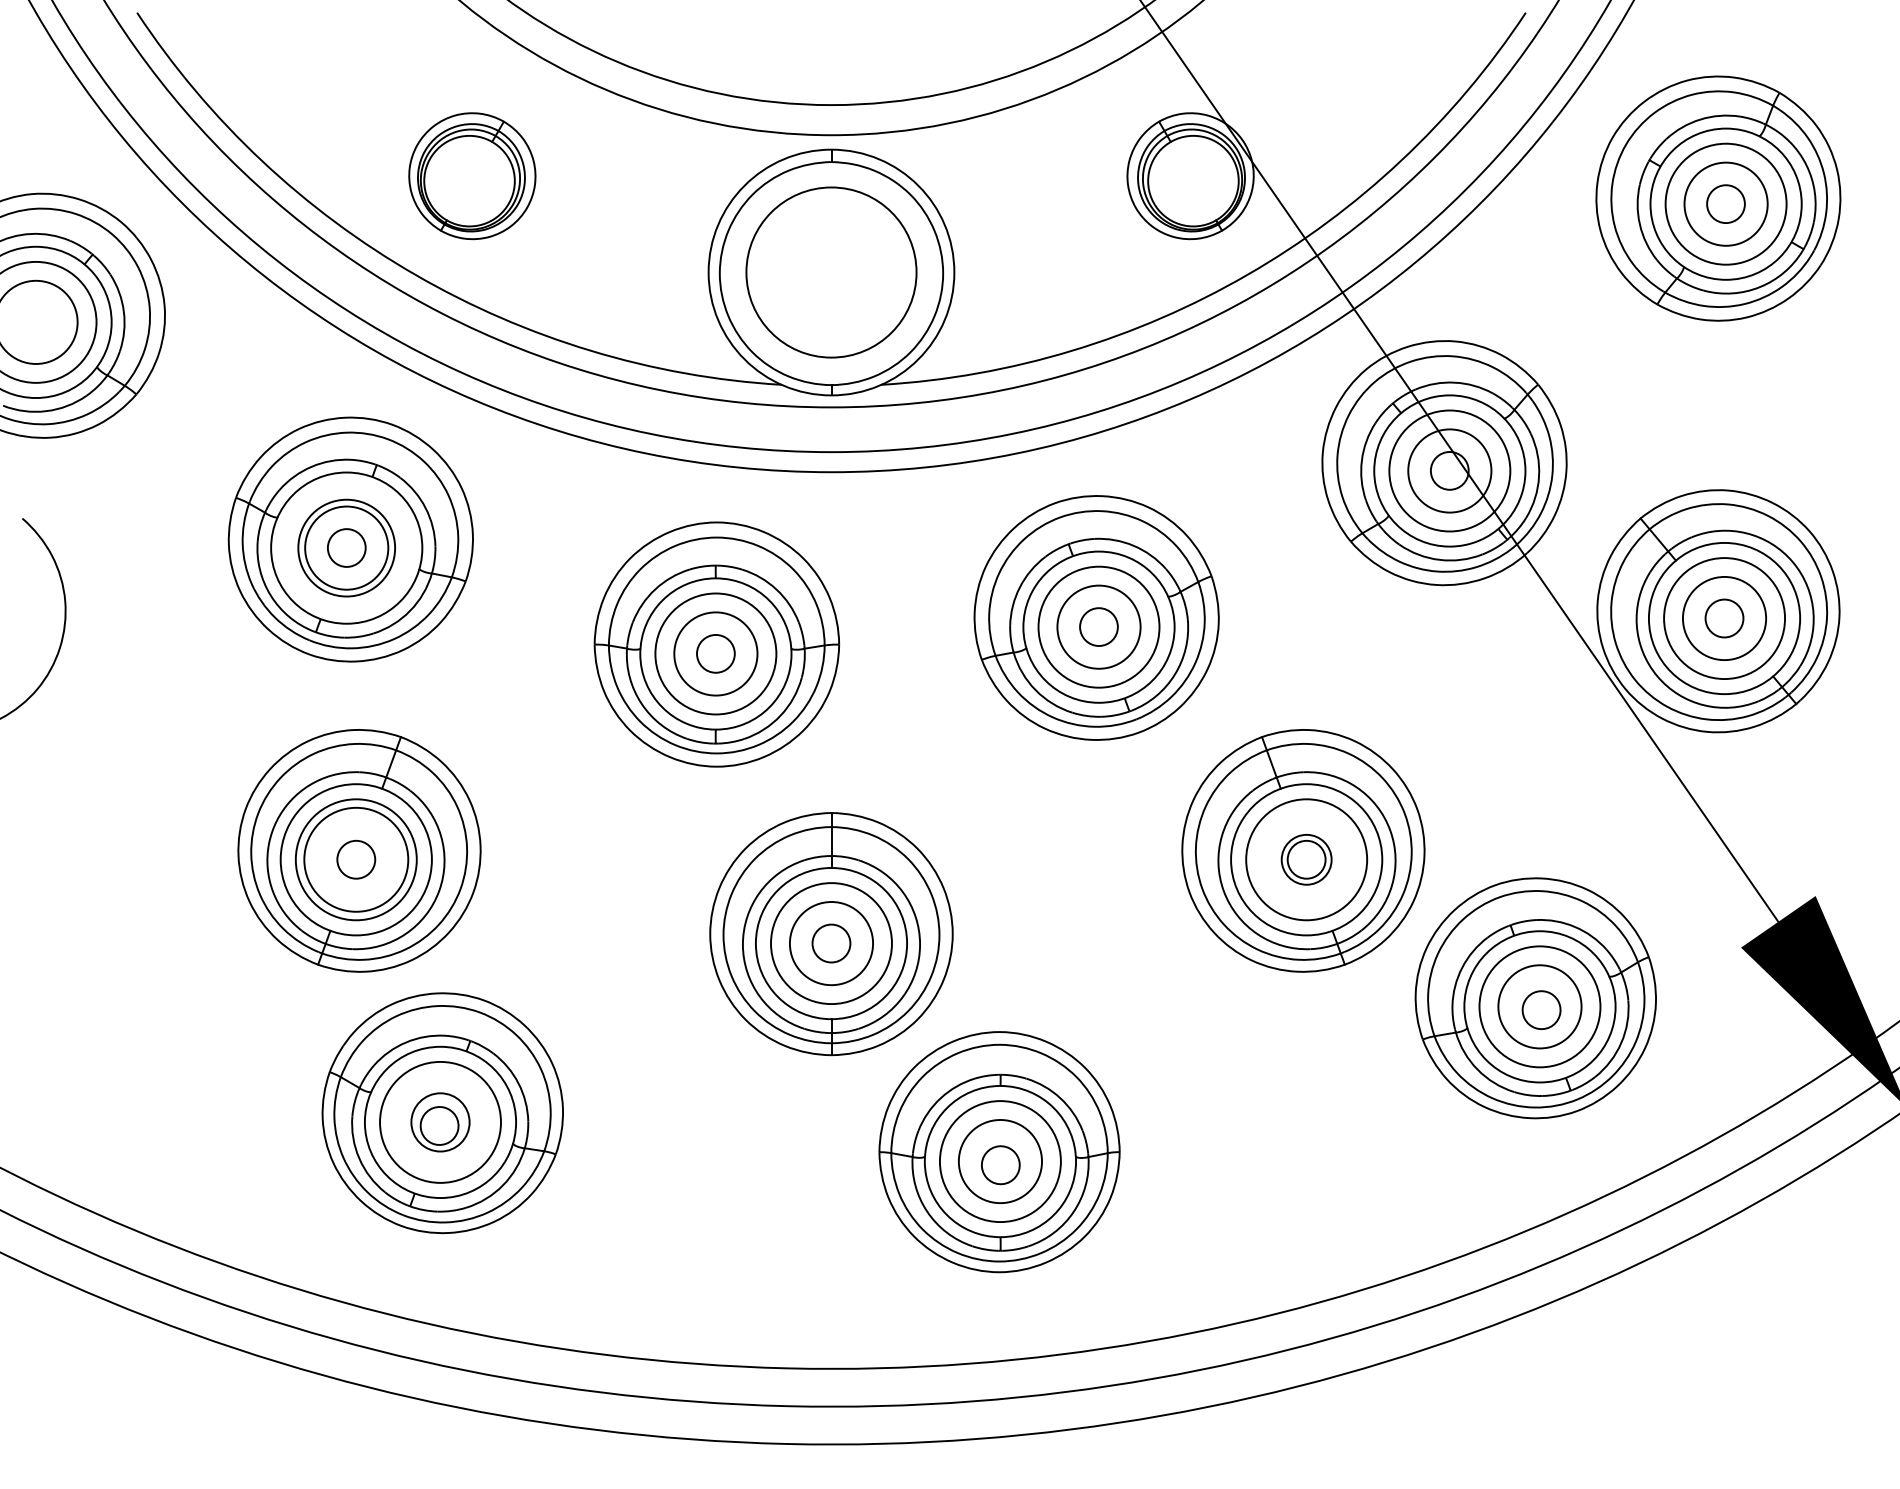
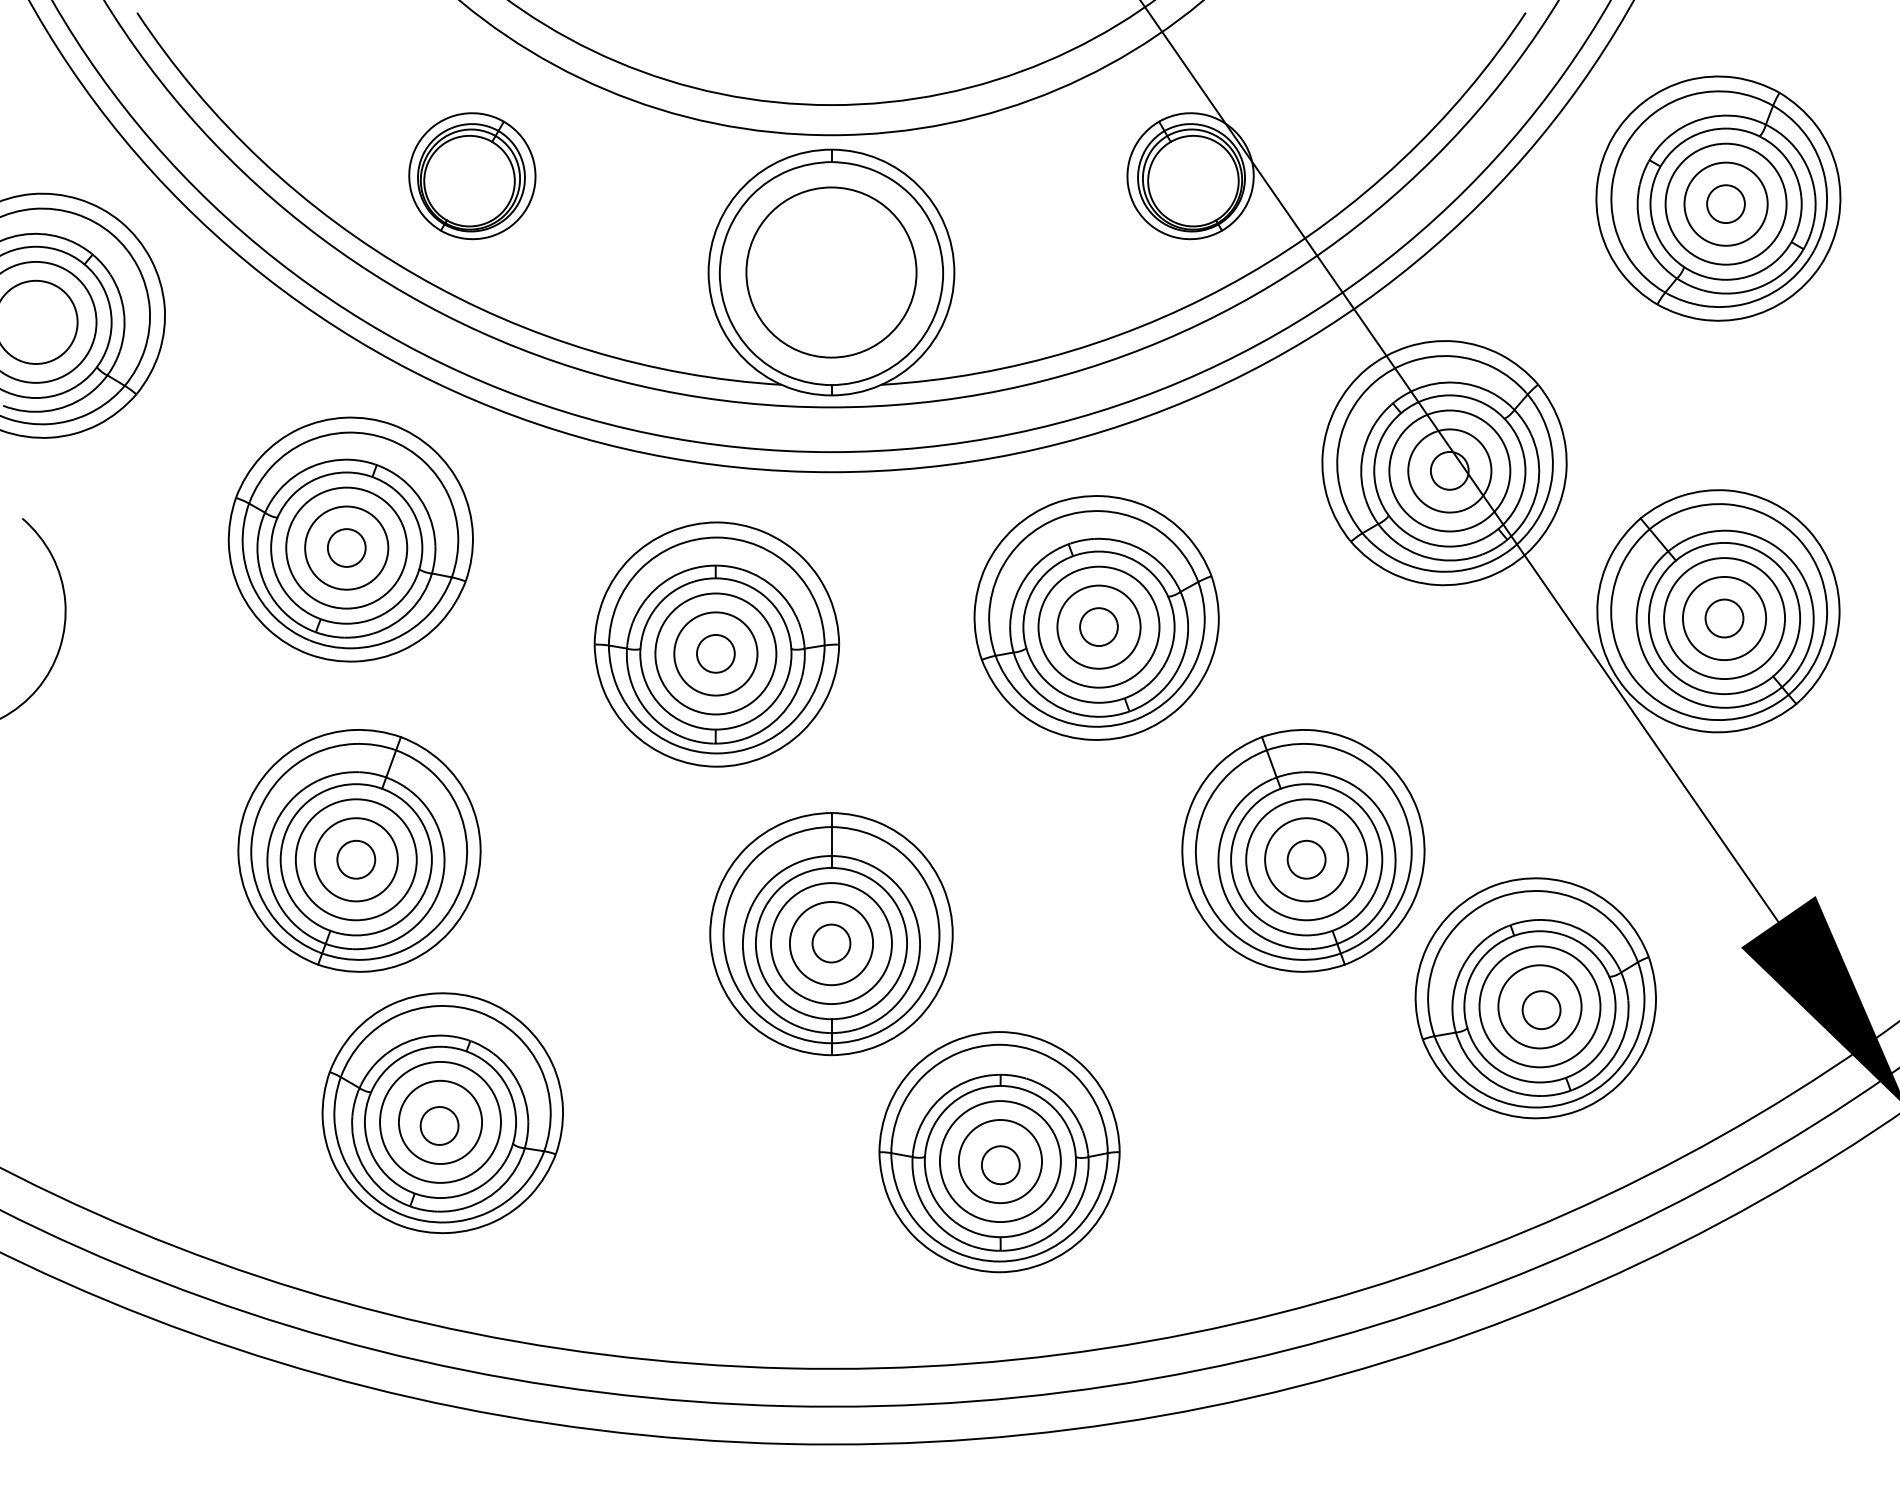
circle diameter: 97 px -> 121 px (346, 547)
circle diameter: 104 px -> 83 px (355, 859)
circle diameter: 50 px -> 83 px (1306, 859)
circle diameter: 58 px -> 83 px (440, 1122)
